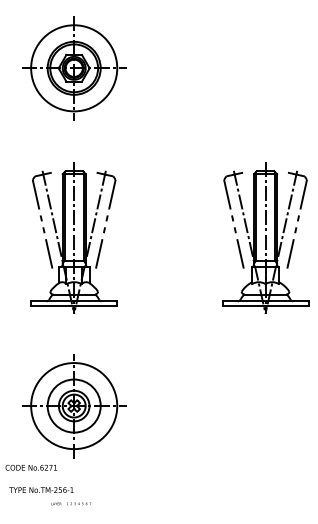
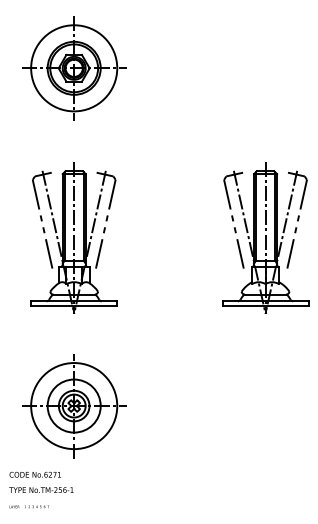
text position: (30, 467) -> (34, 474) (34, 474)
text position: (70, 503) -> (28, 506) (28, 506)
